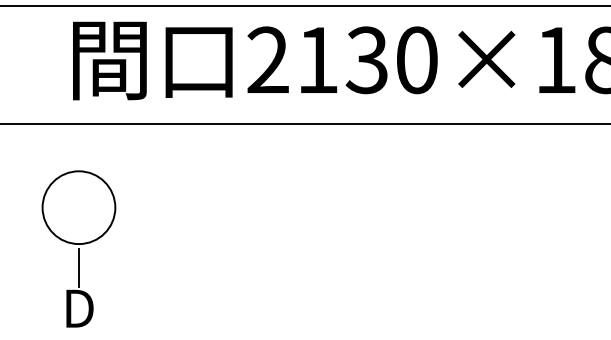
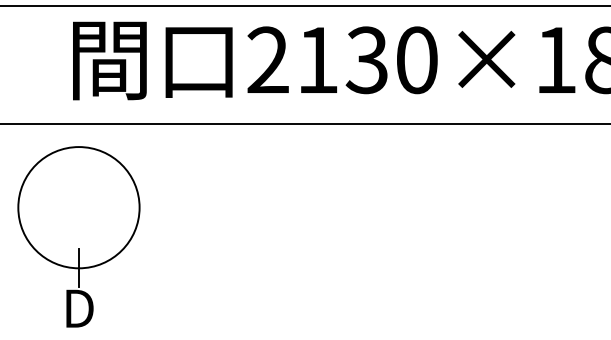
circle diameter: 73 px -> 121 px (78, 207)
